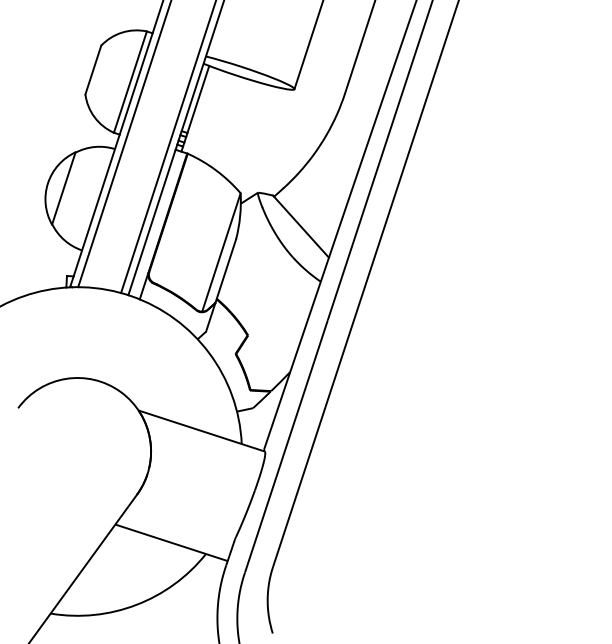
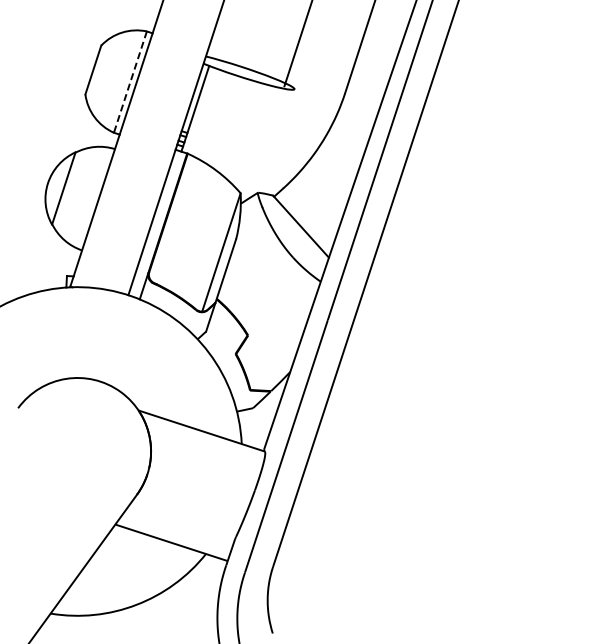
line position: (308, 45) -> (297, 44) (297, 44)
line: solid -> dashed (130, 82)
line: present -> none (124, 144)
line: present -> none (168, 147)
